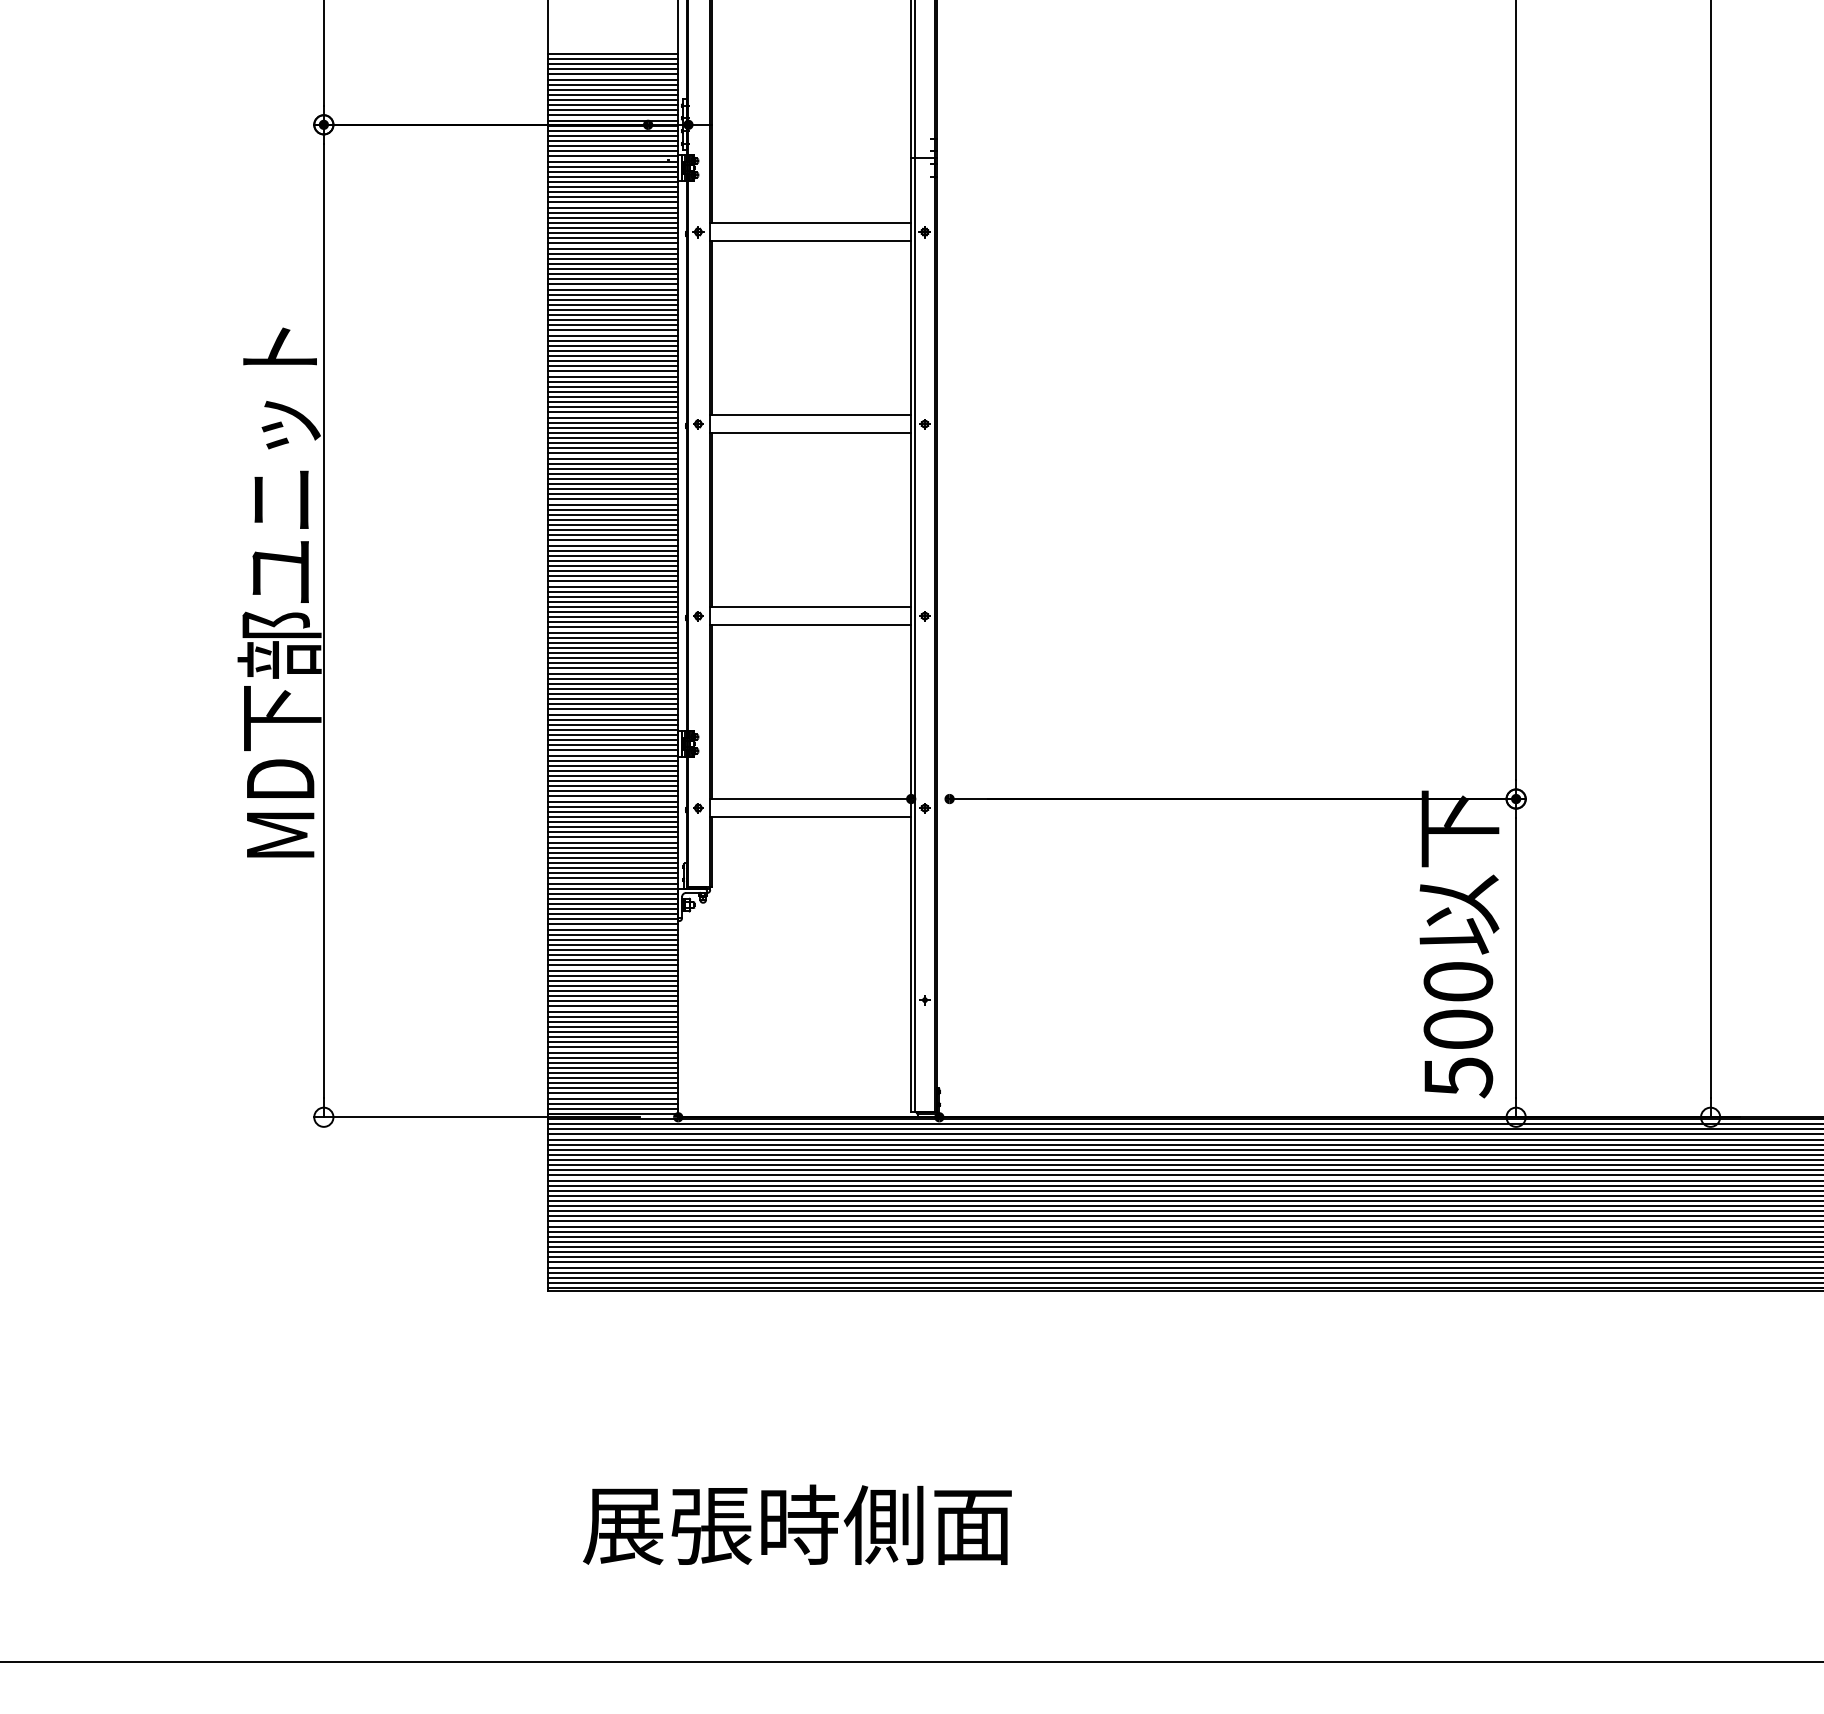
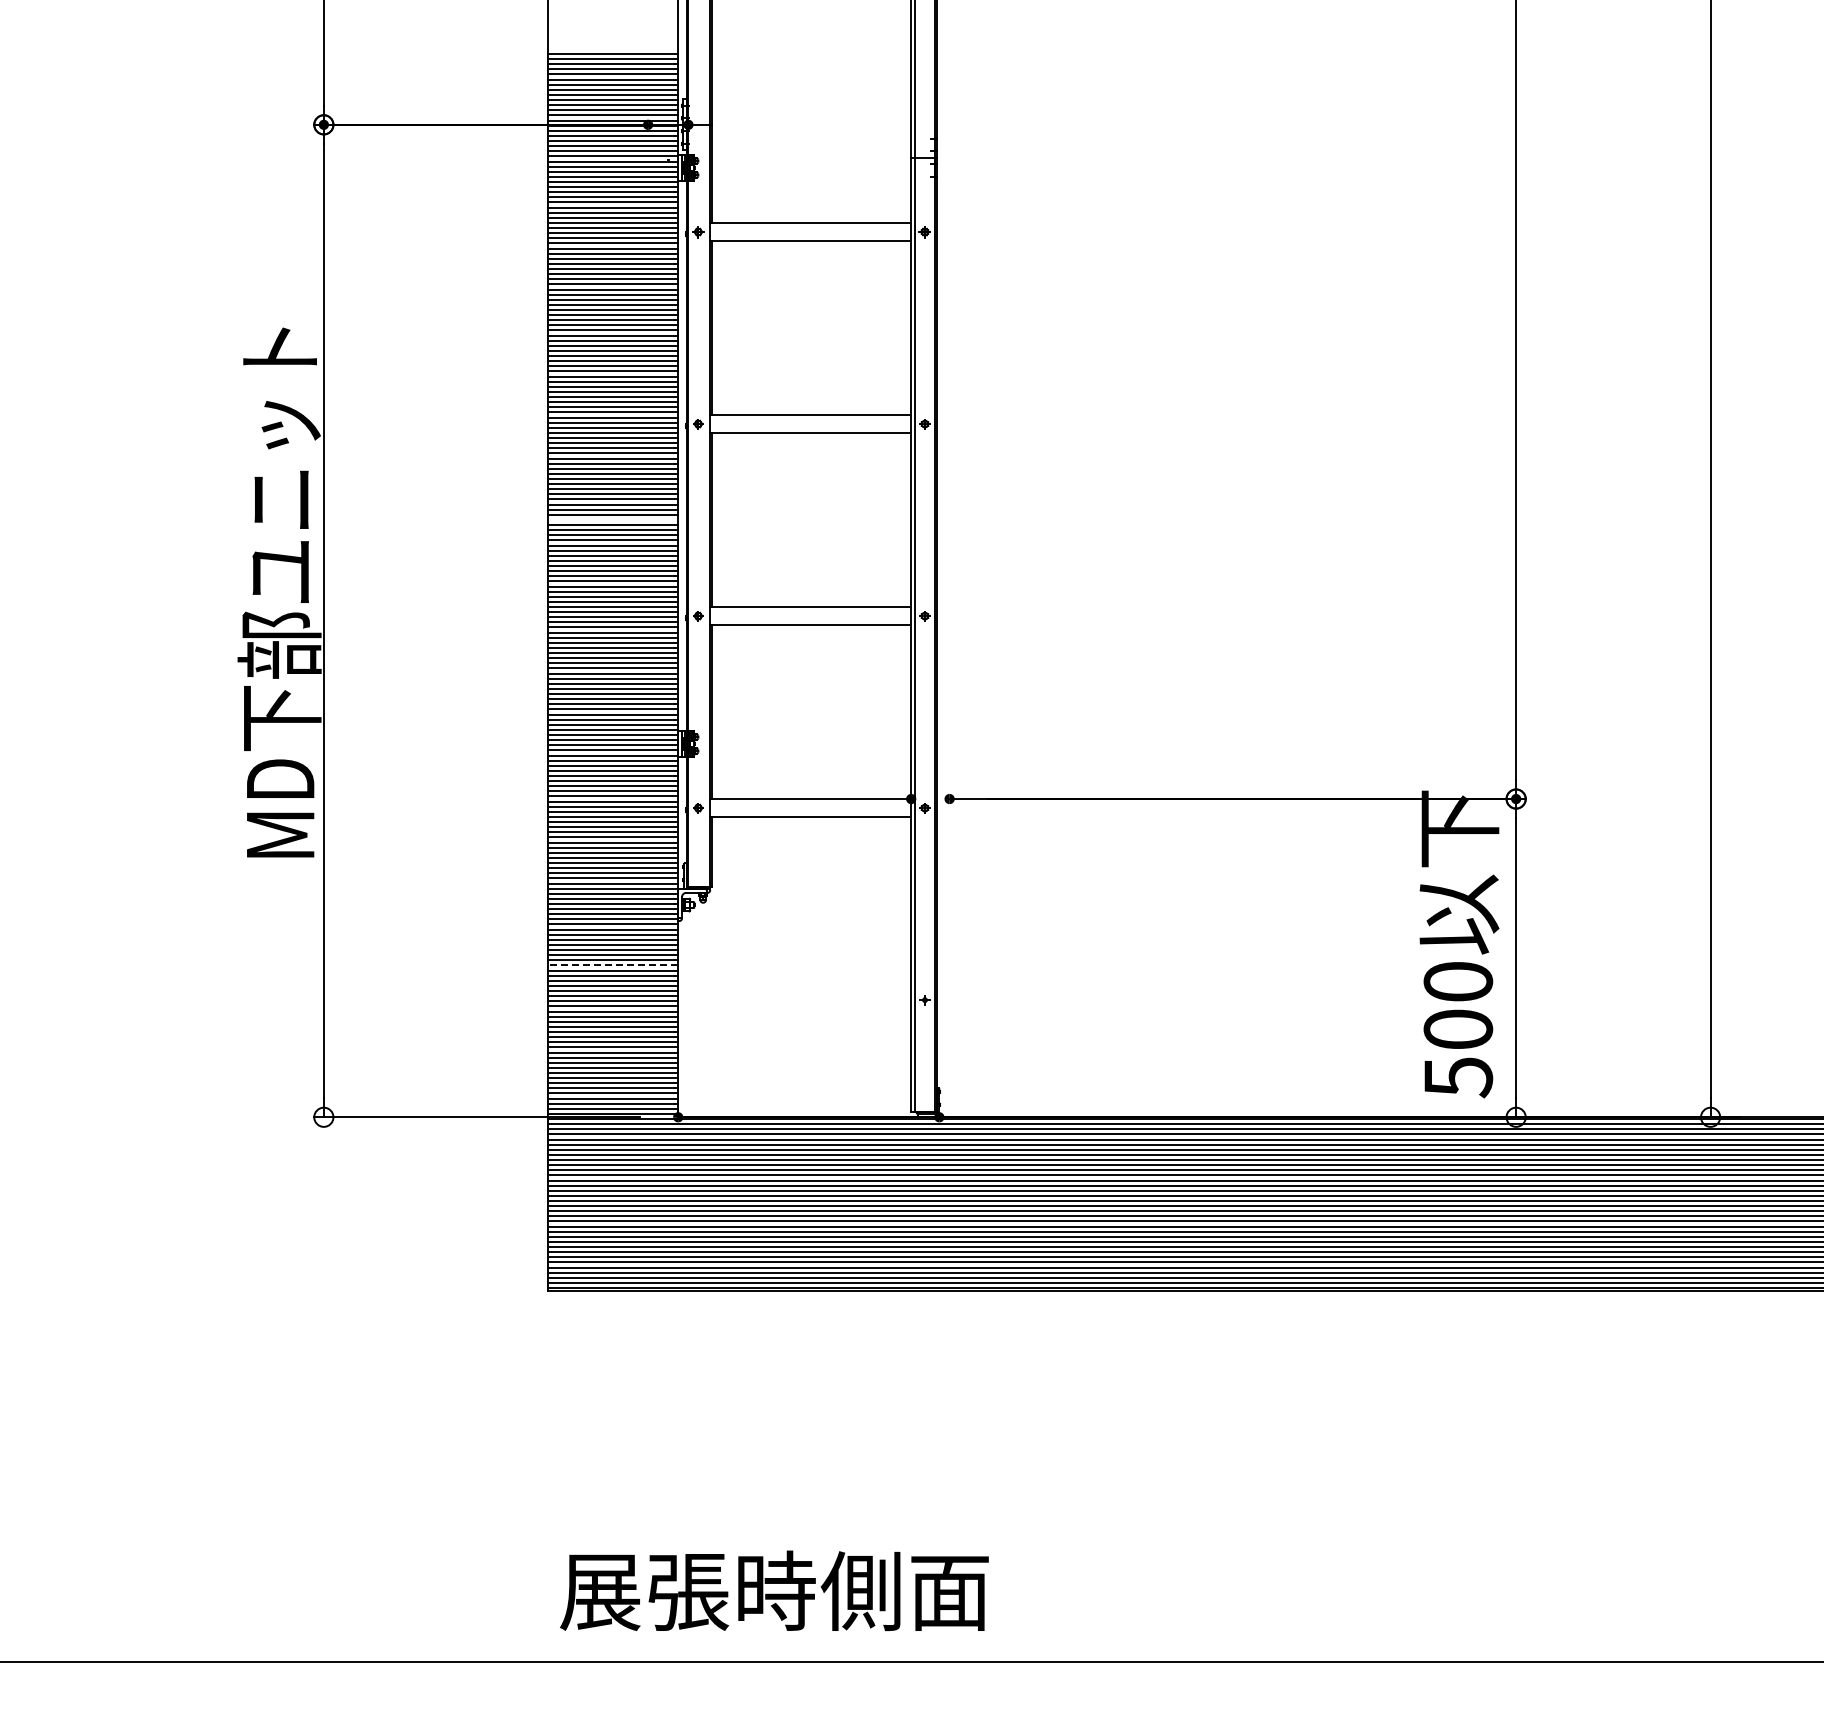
line: present -> none (613, 519)
line: solid -> dashed (613, 965)
text position: (797, 1524) -> (774, 1590) (774, 1590)
